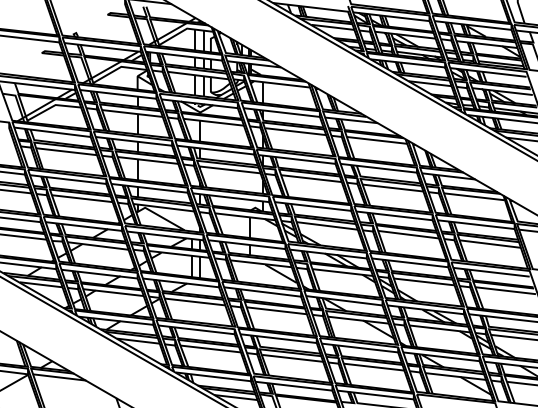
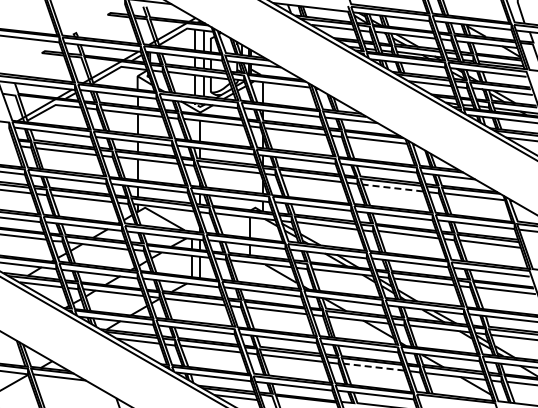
line: solid -> dashed (392, 188)
line: solid -> dashed (374, 367)
